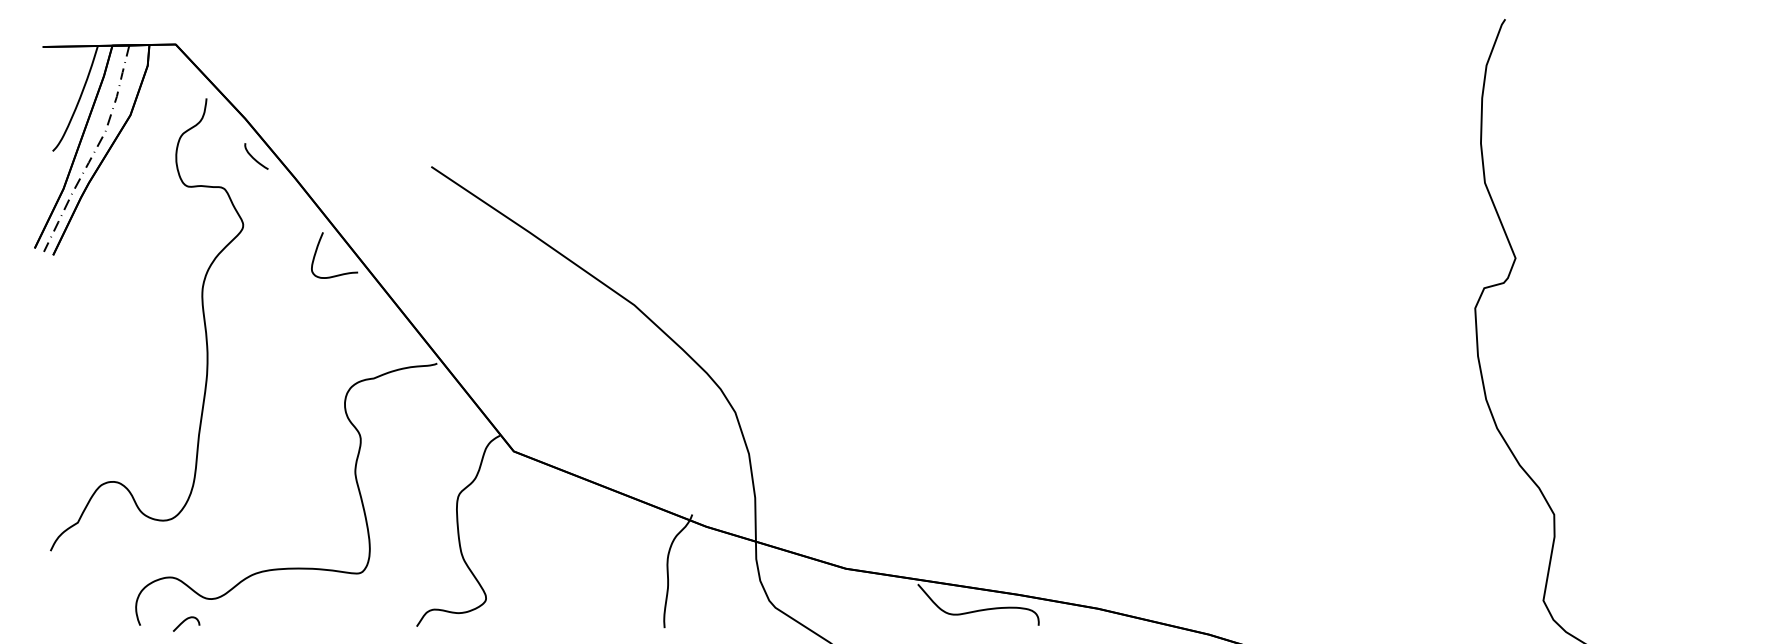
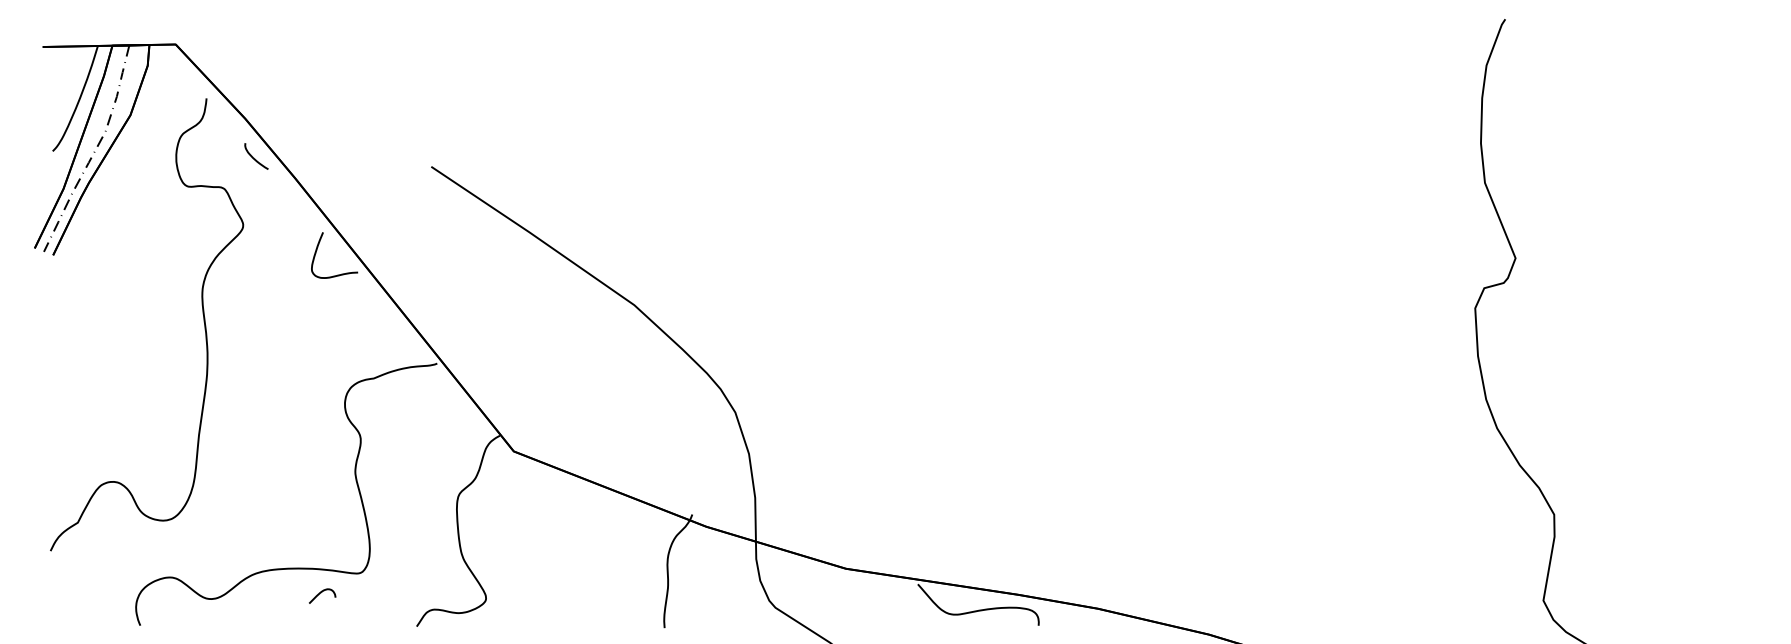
curve position: (185, 621) -> (321, 593) (321, 593)
